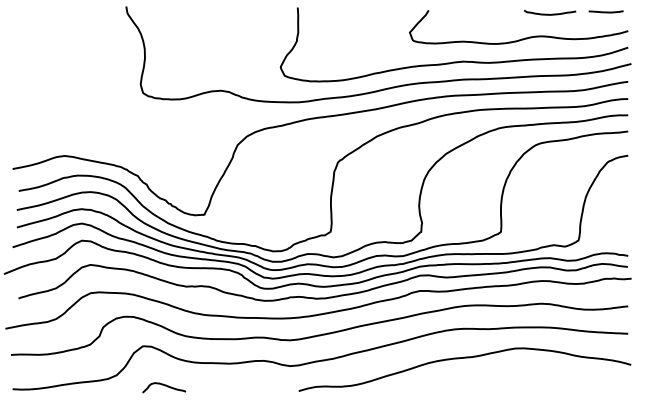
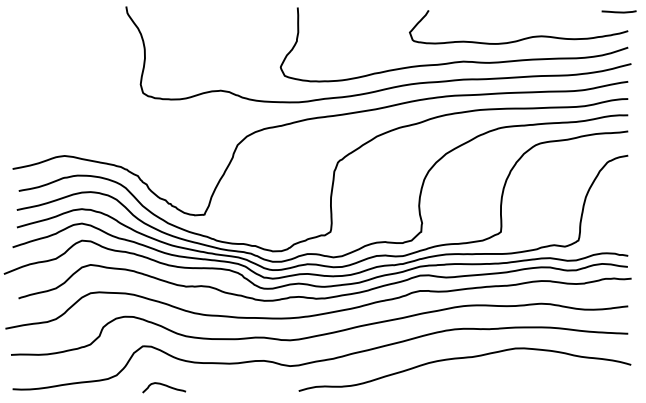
line position: (605, 11) -> (618, 11) (618, 11)
curve: present -> none (551, 13)
